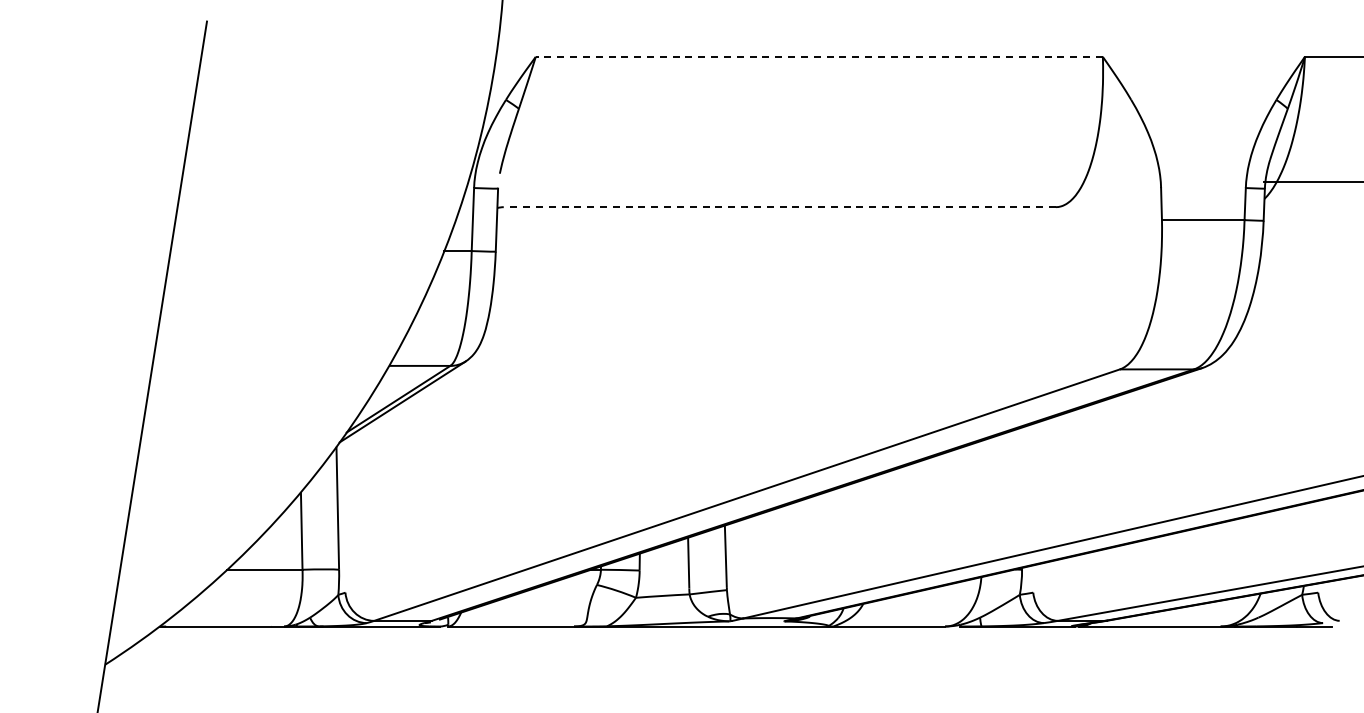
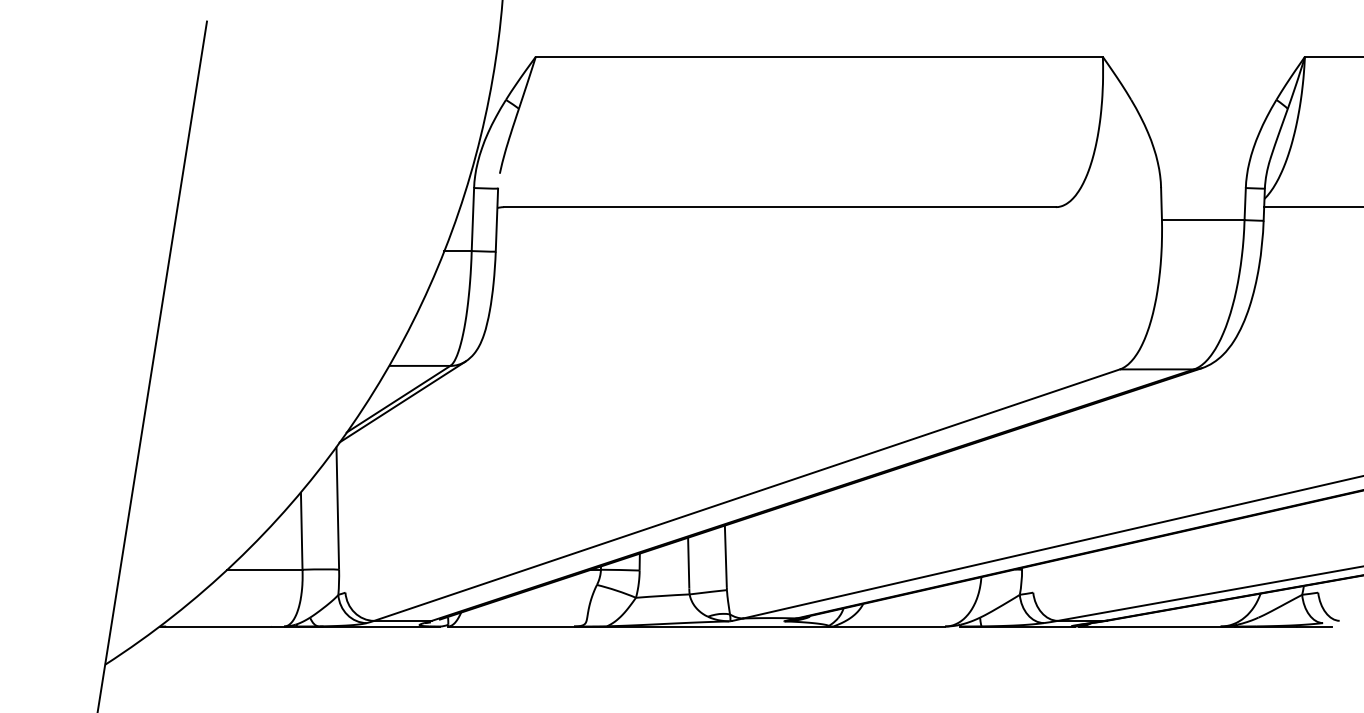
line: dashed -> solid (819, 56)
line position: (1312, 182) -> (1312, 207) (1312, 207)
line: dashed -> solid (779, 207)
